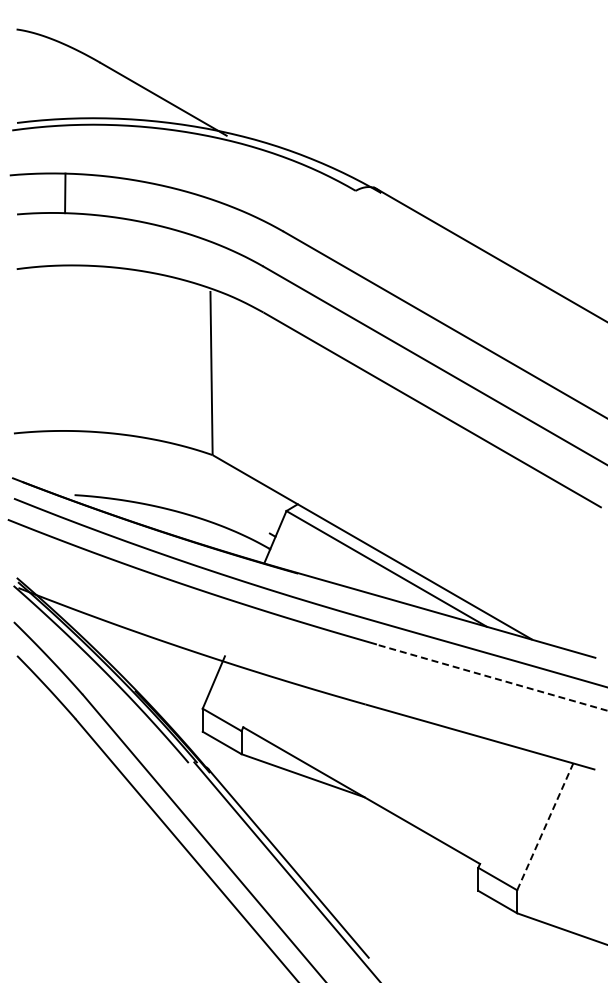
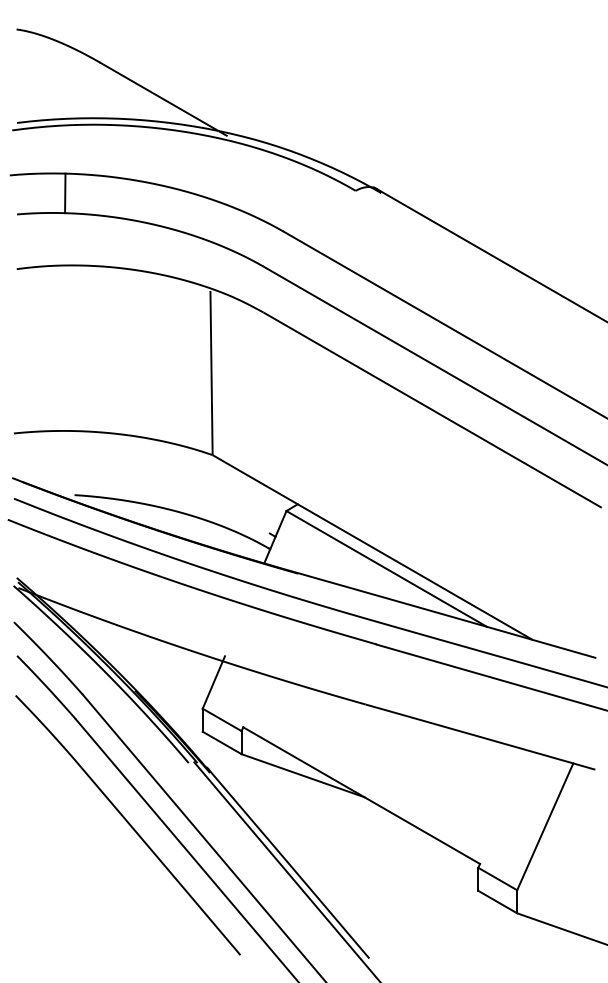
line: dashed -> solid (492, 677)
part: none -> present (127, 825)
line: dashed -> solid (545, 826)
